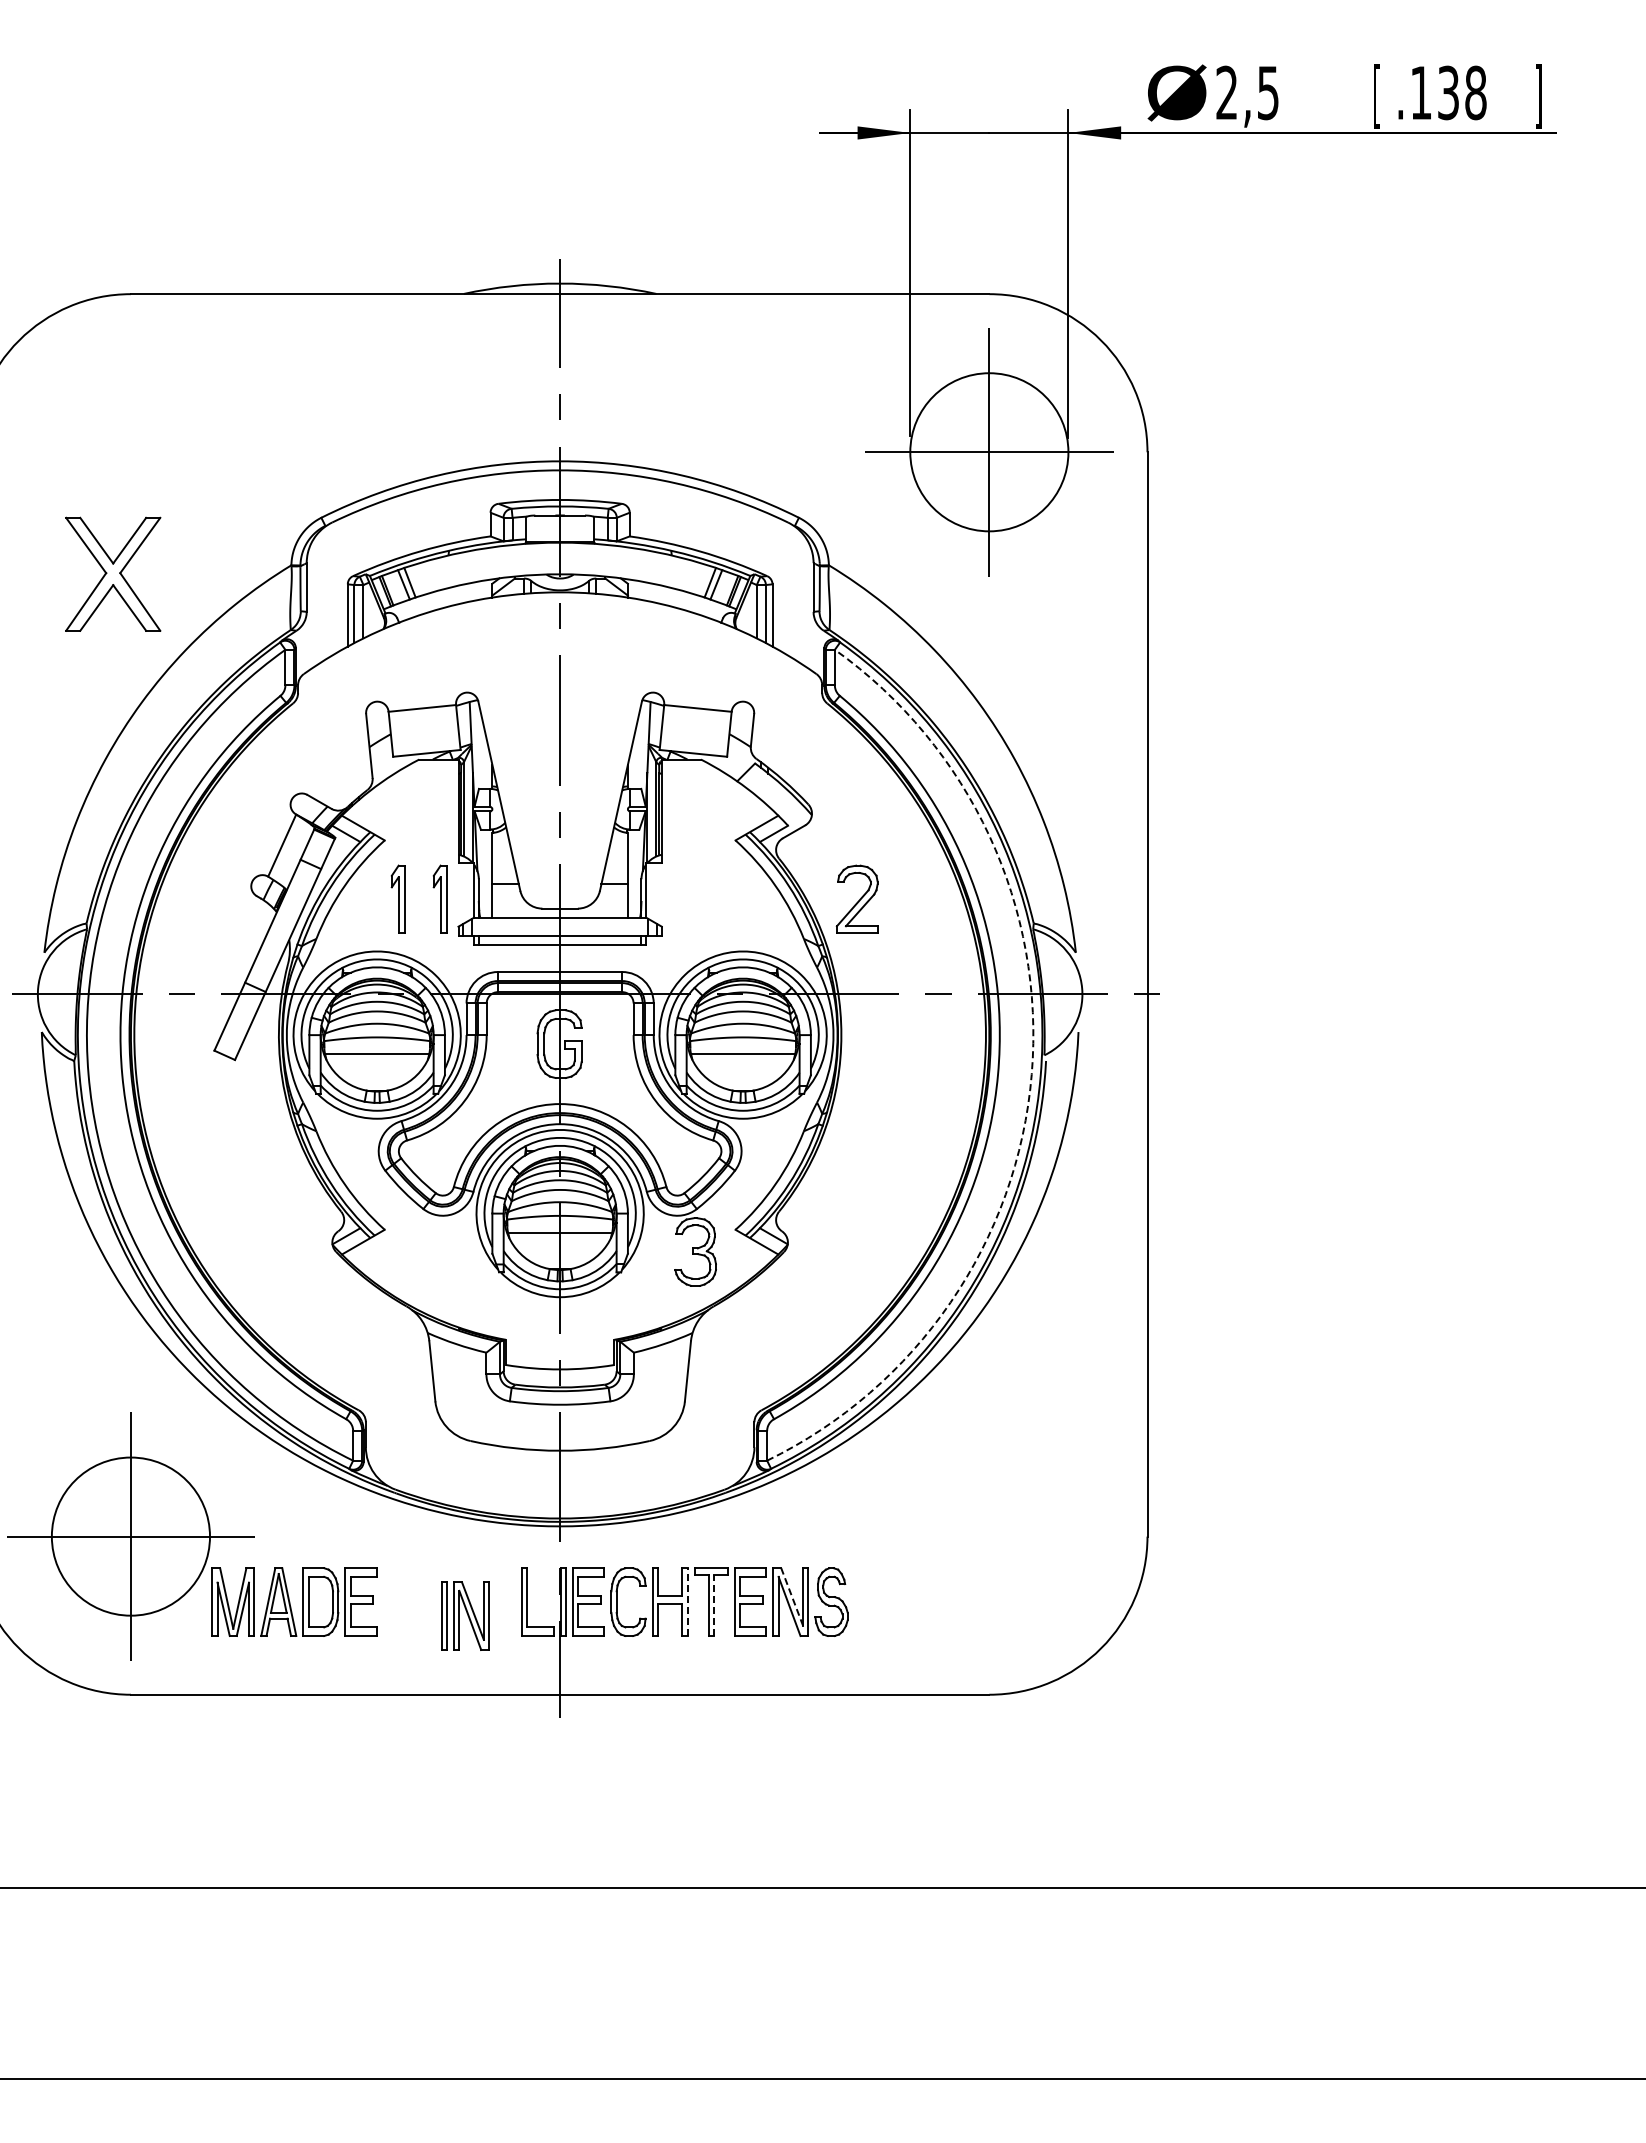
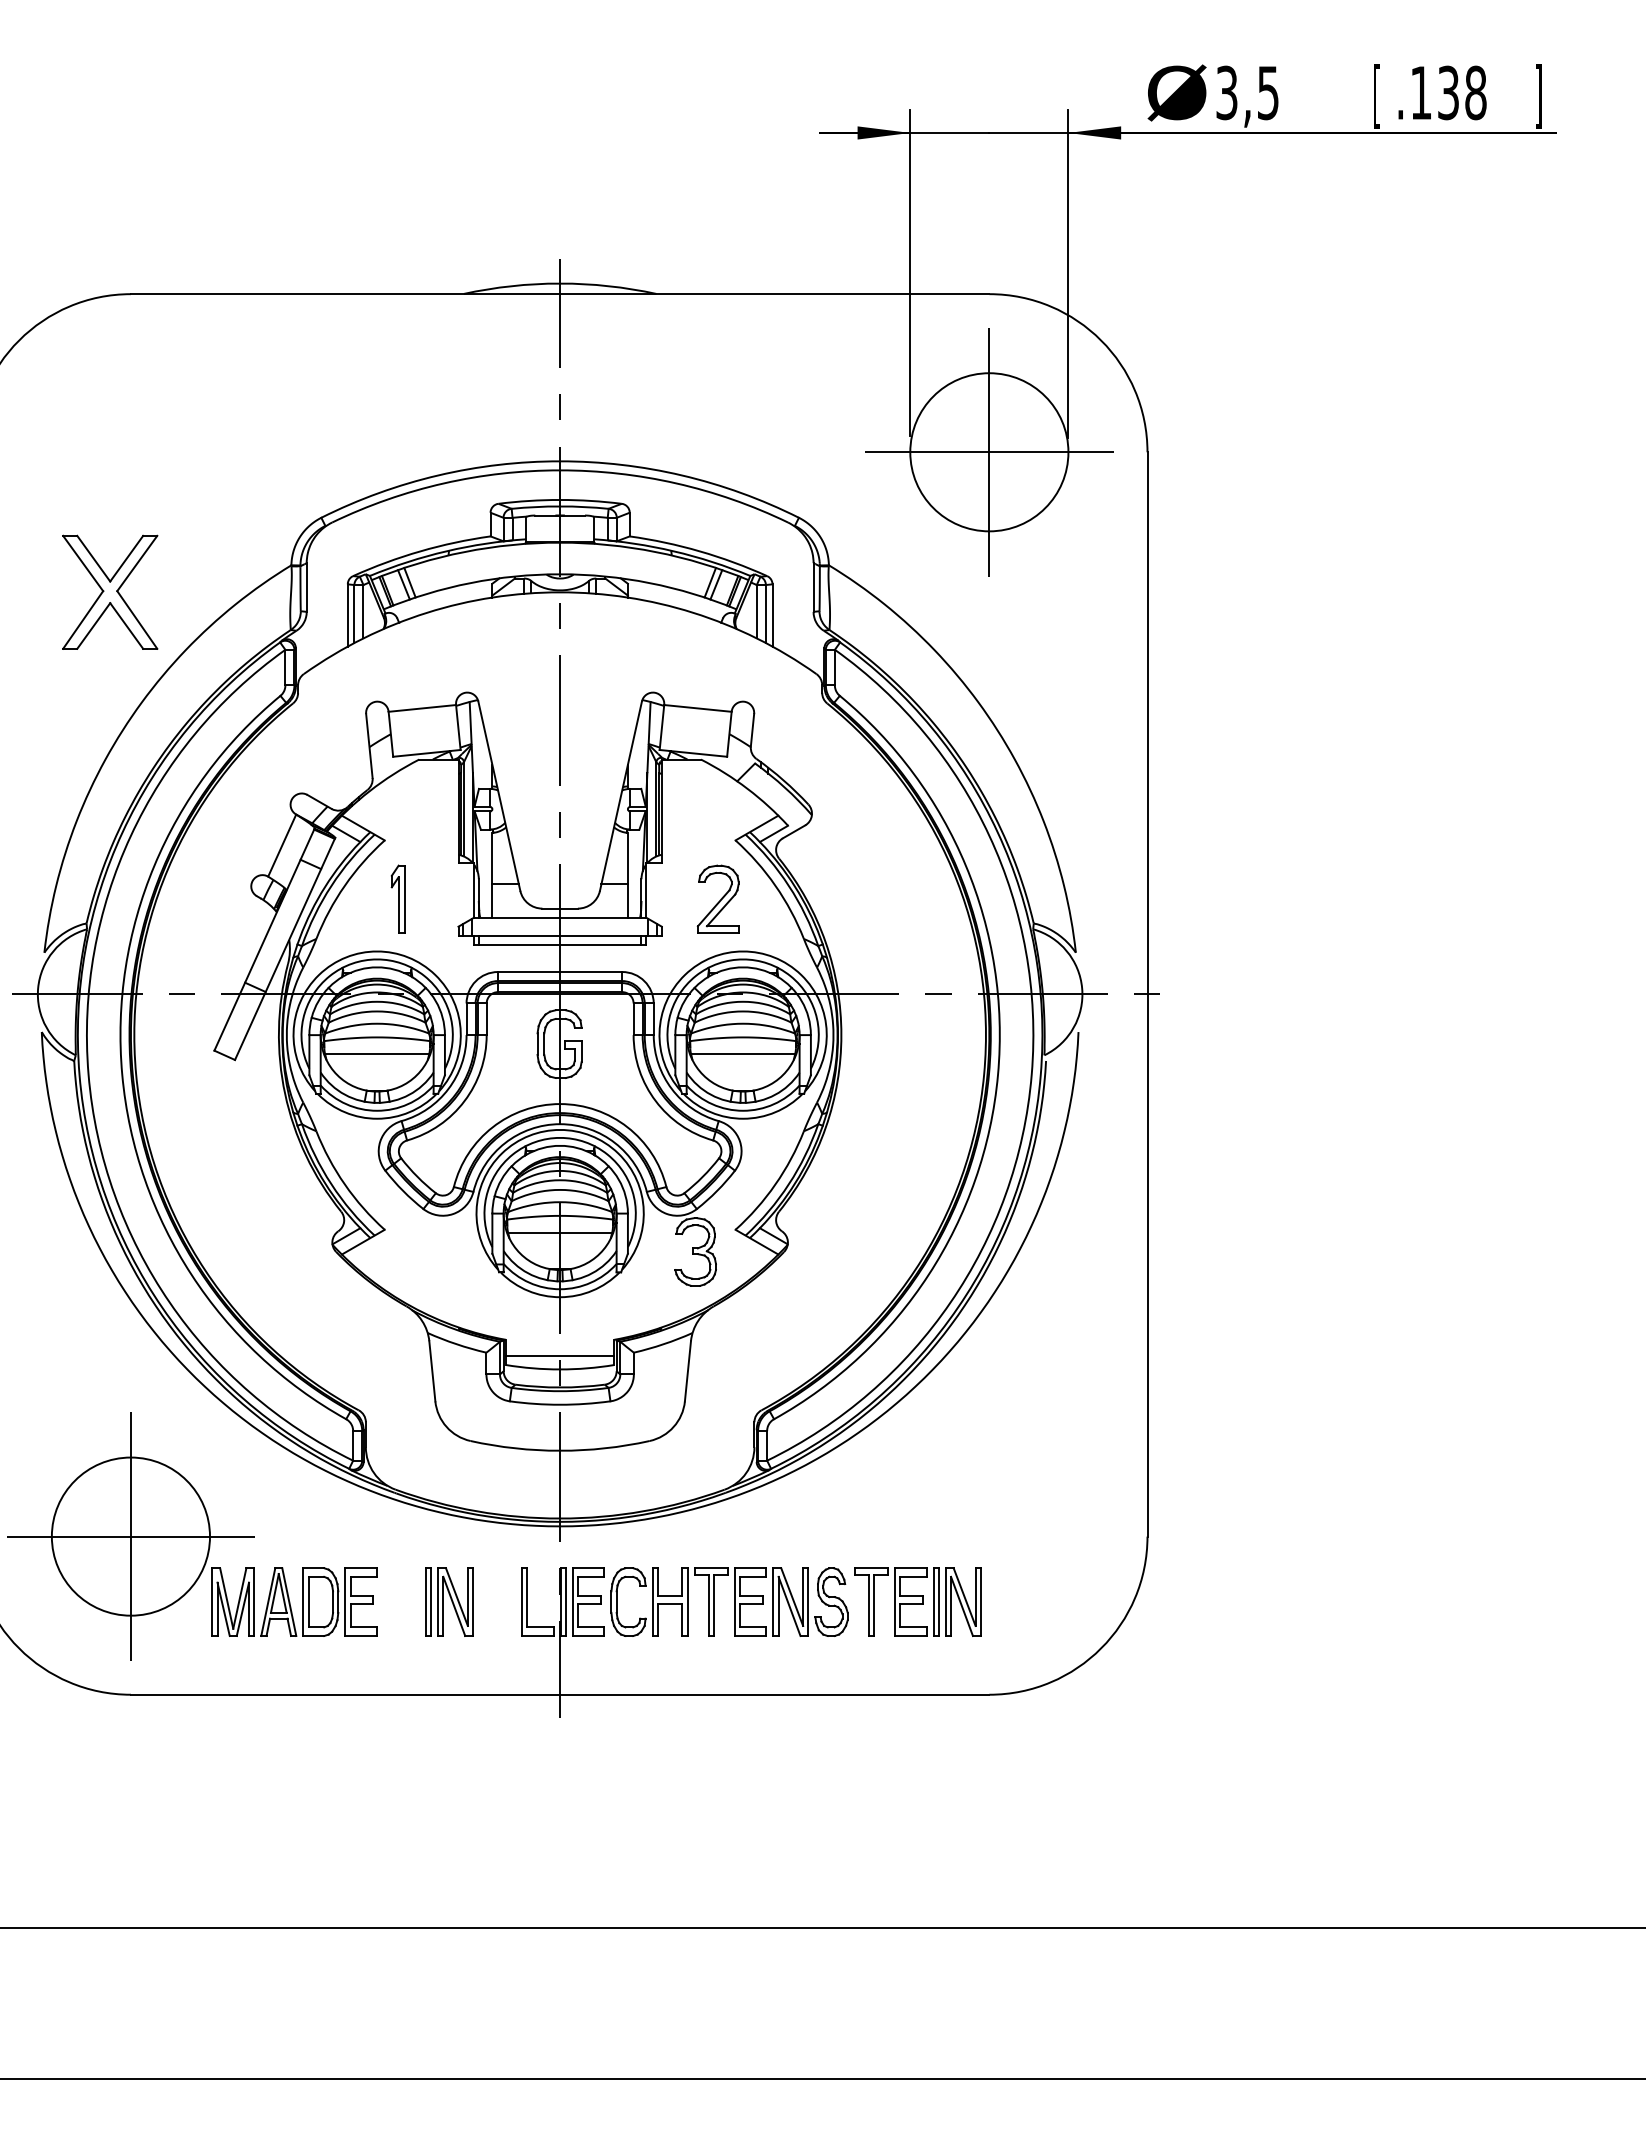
text: 2,5 -> 3,5 (1226, 92)
part position: (113, 573) -> (110, 591) (110, 591)
part: present -> none (439, 898)
part position: (856, 898) -> (717, 898) (717, 898)
arc: dashed -> solid (1031, 1074)
line: none -> present (559, 1355)
line: dashed -> solid (792, 1597)
part: none -> present (917, 1601)
line: dashed -> solid (687, 1602)
line: dashed -> solid (713, 1605)
part position: (465, 1615) -> (449, 1601) (449, 1601)
line position: (822, 1888) -> (822, 1928) (822, 1928)
